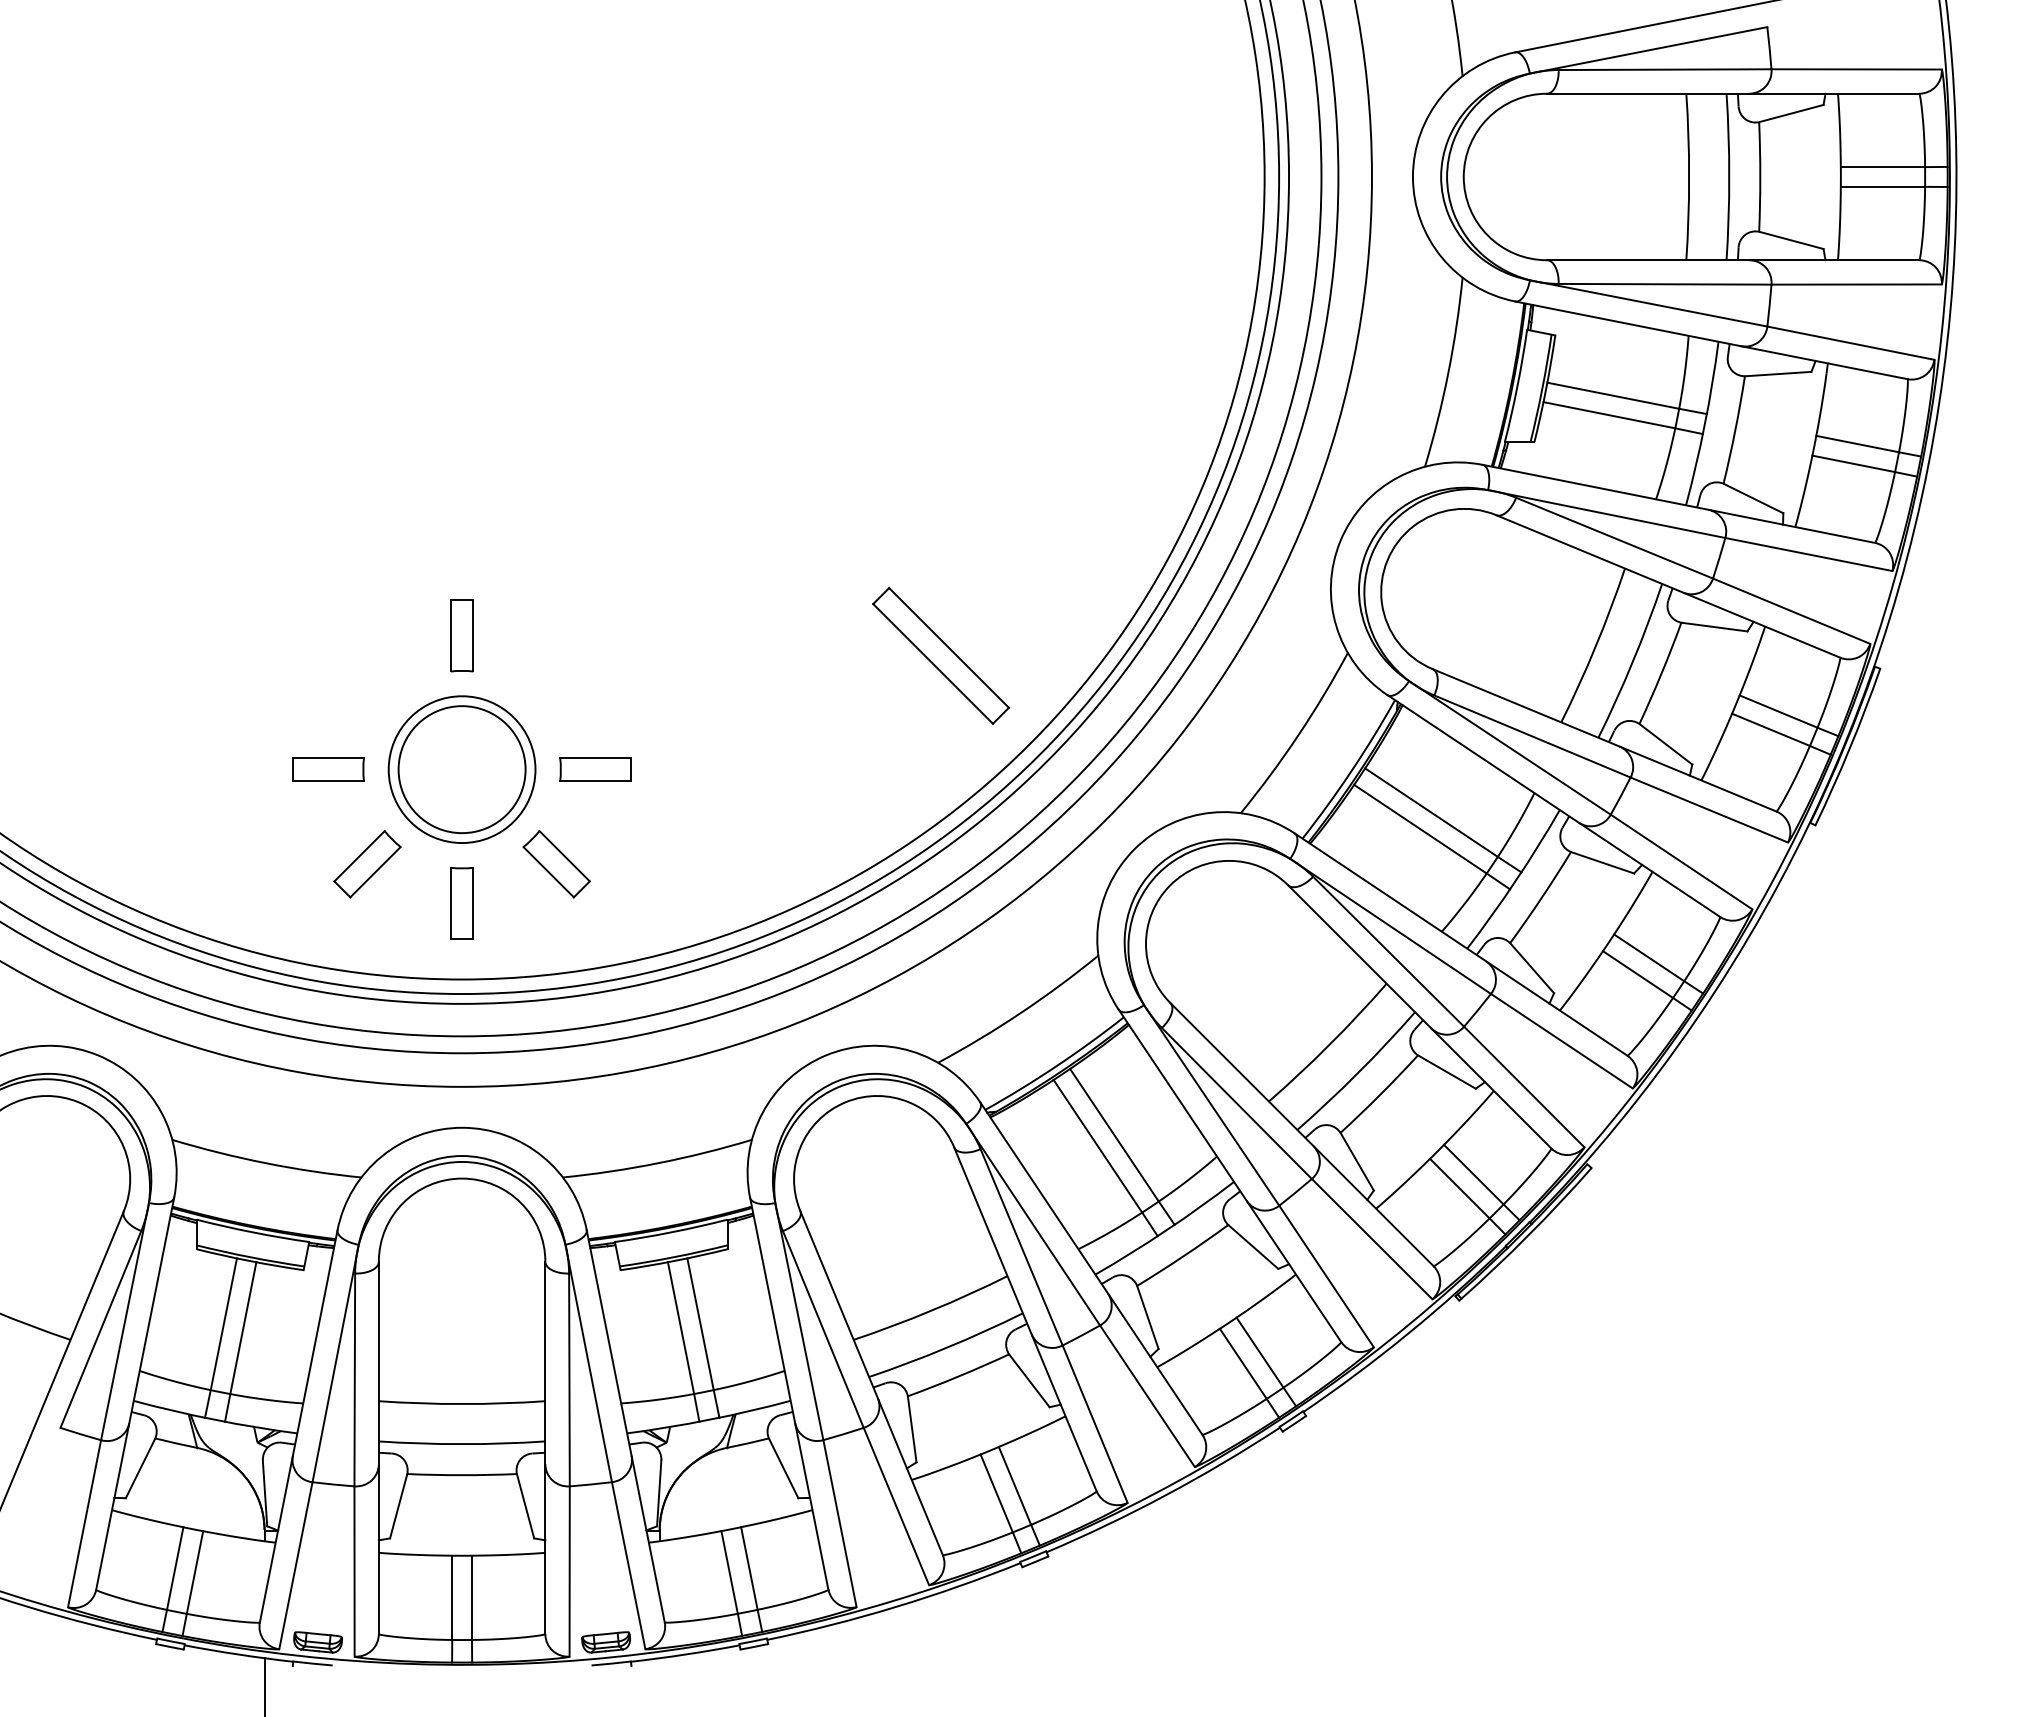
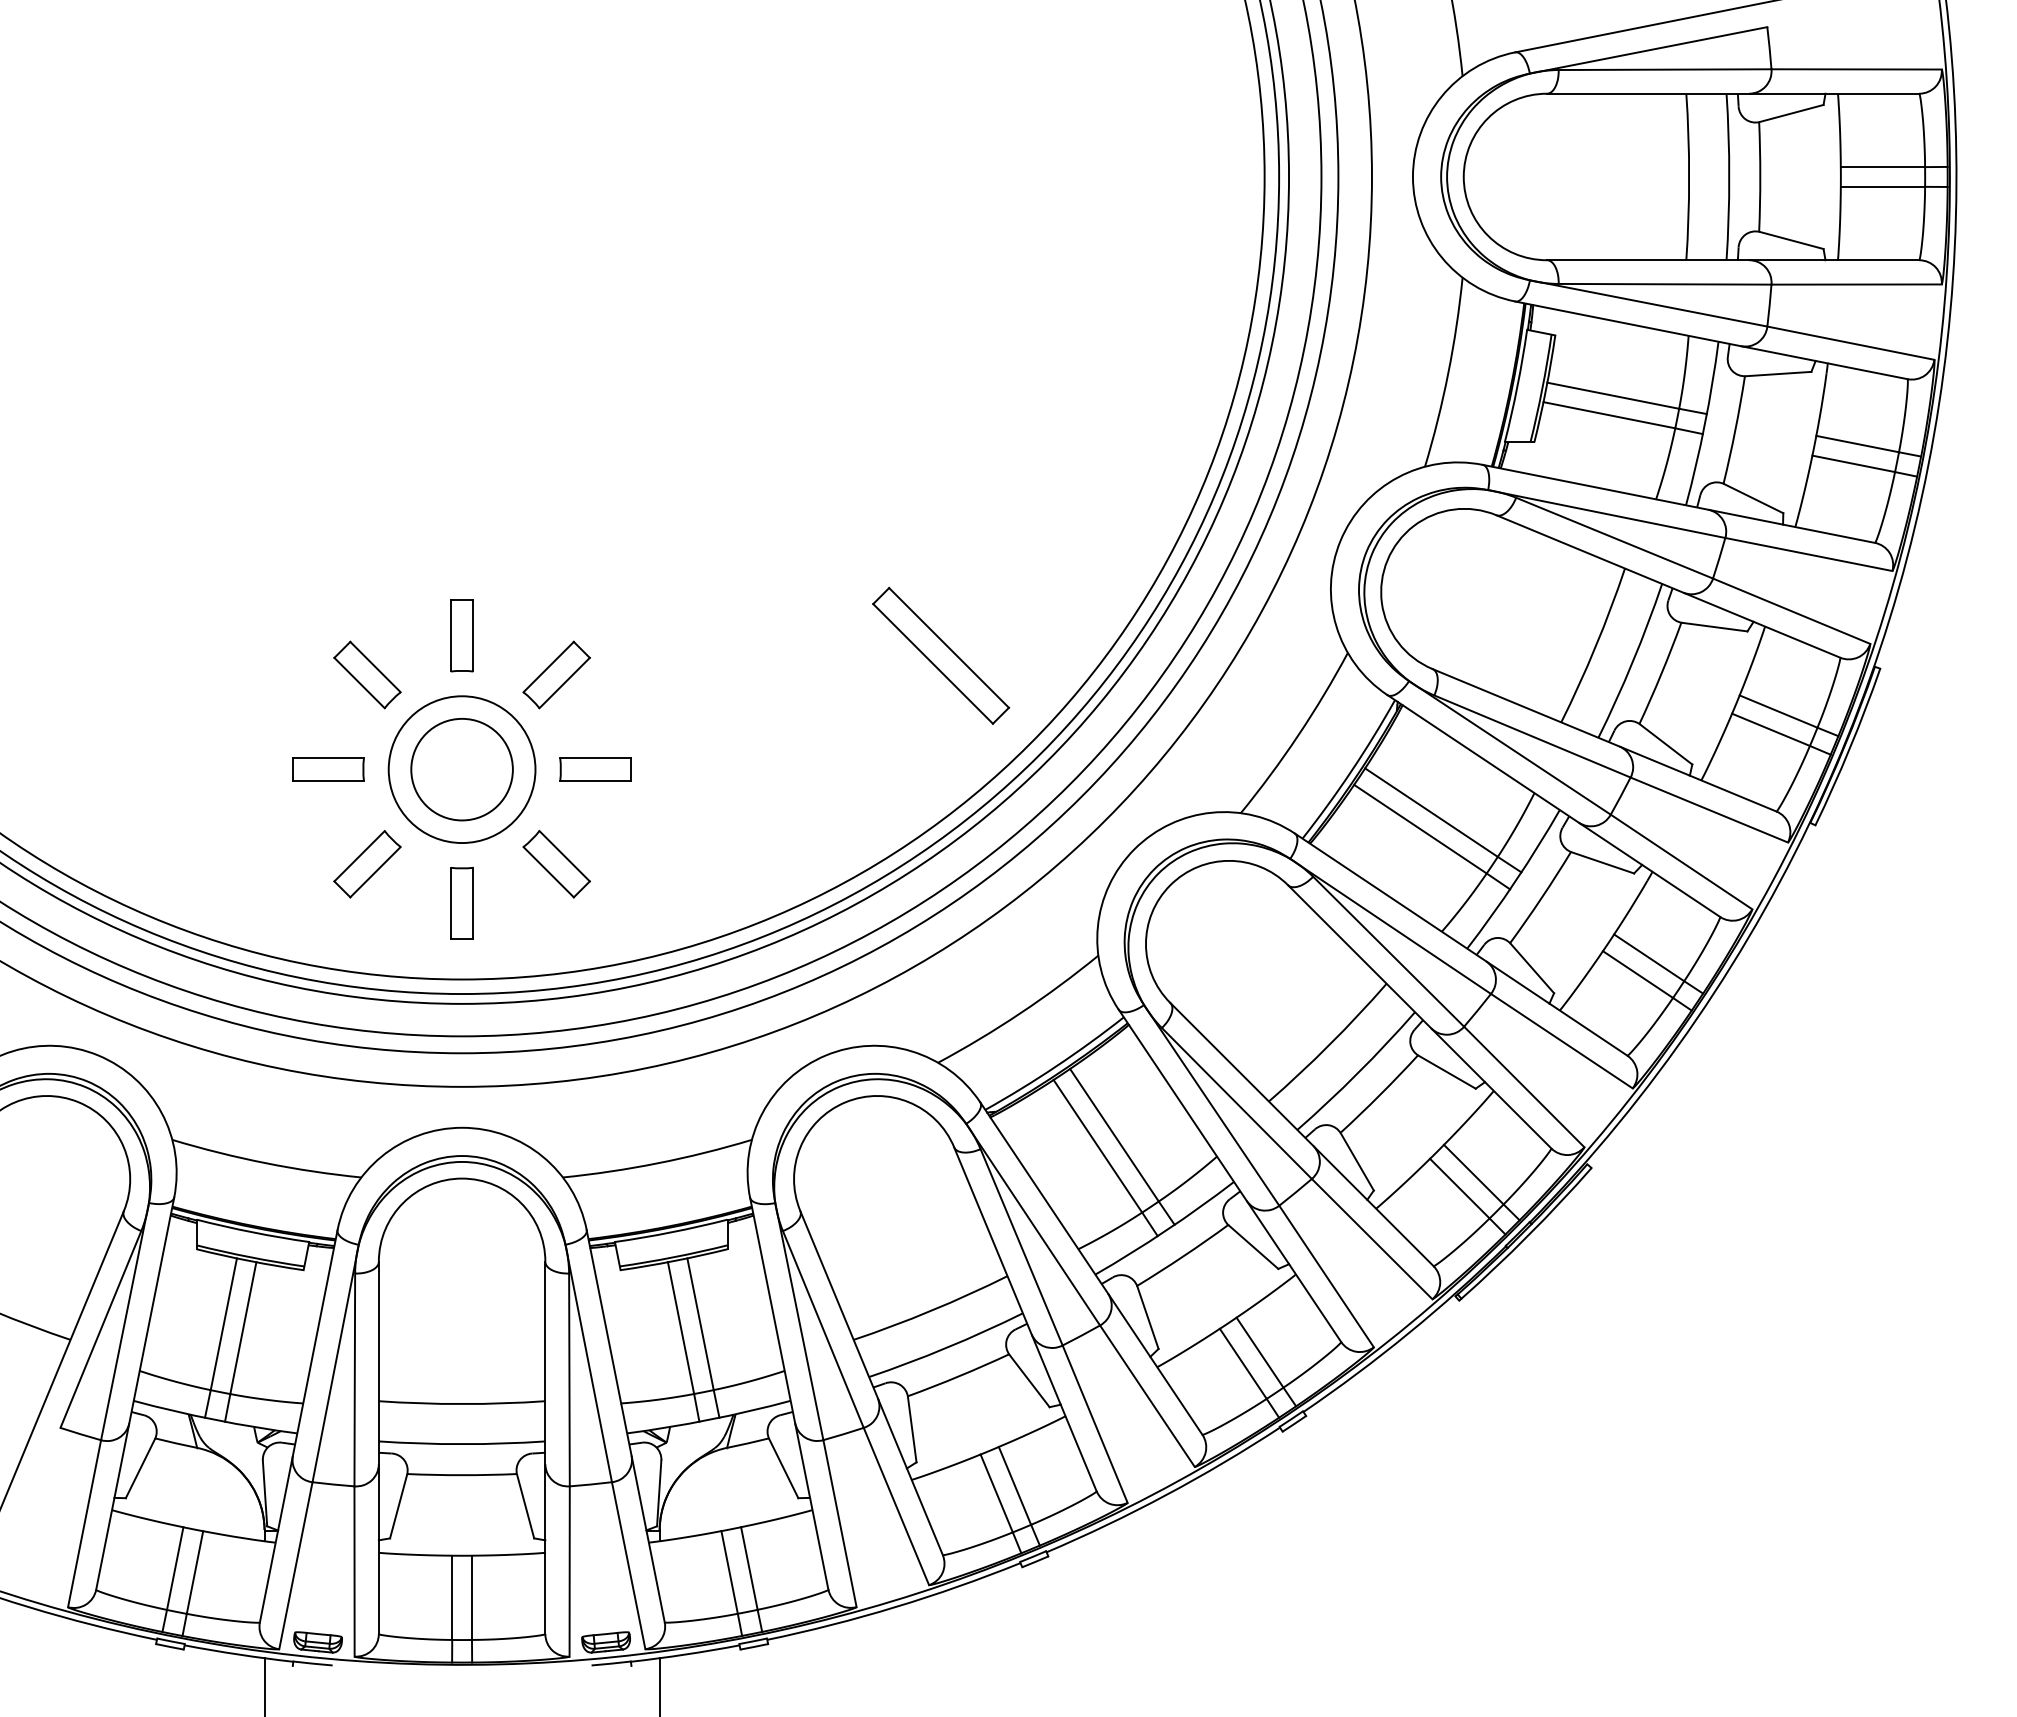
part: none -> present (367, 674)
part: none -> present (556, 674)
circle diameter: 127 px -> 102 px (461, 769)
line: none -> present (659, 1685)
